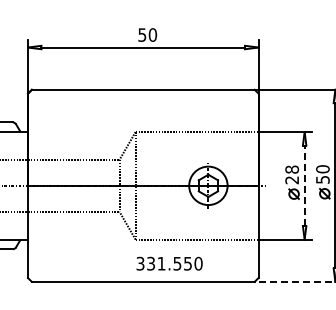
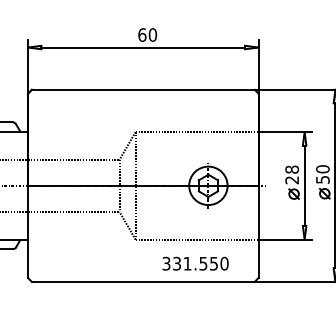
text: 50 -> 60 (142, 34)
line: dashed -> solid (304, 185)
text position: (169, 263) -> (195, 263) (195, 263)
line: dashed -> solid (294, 281)
